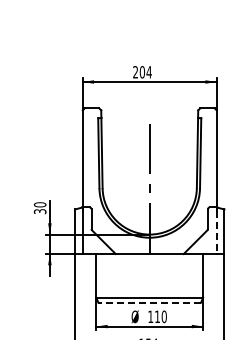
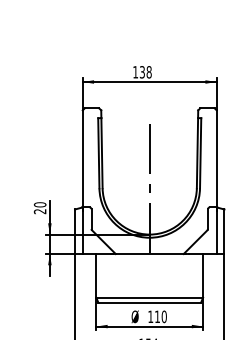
text: 204 -> 138 (142, 72)
text: 30 -> 20 (40, 211)
line: dashed -> solid (216, 232)
line: dashed -> solid (149, 302)
